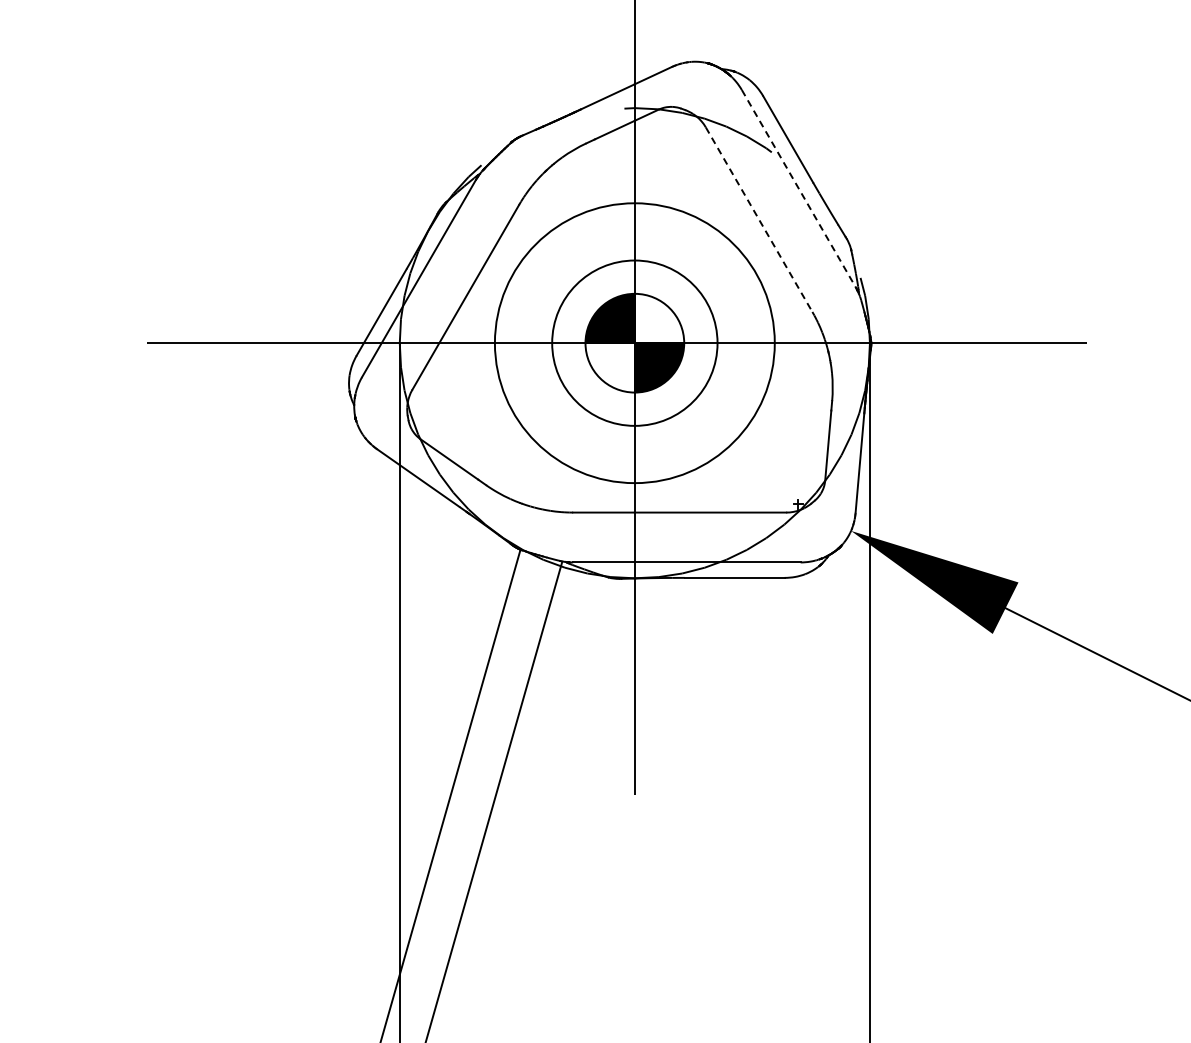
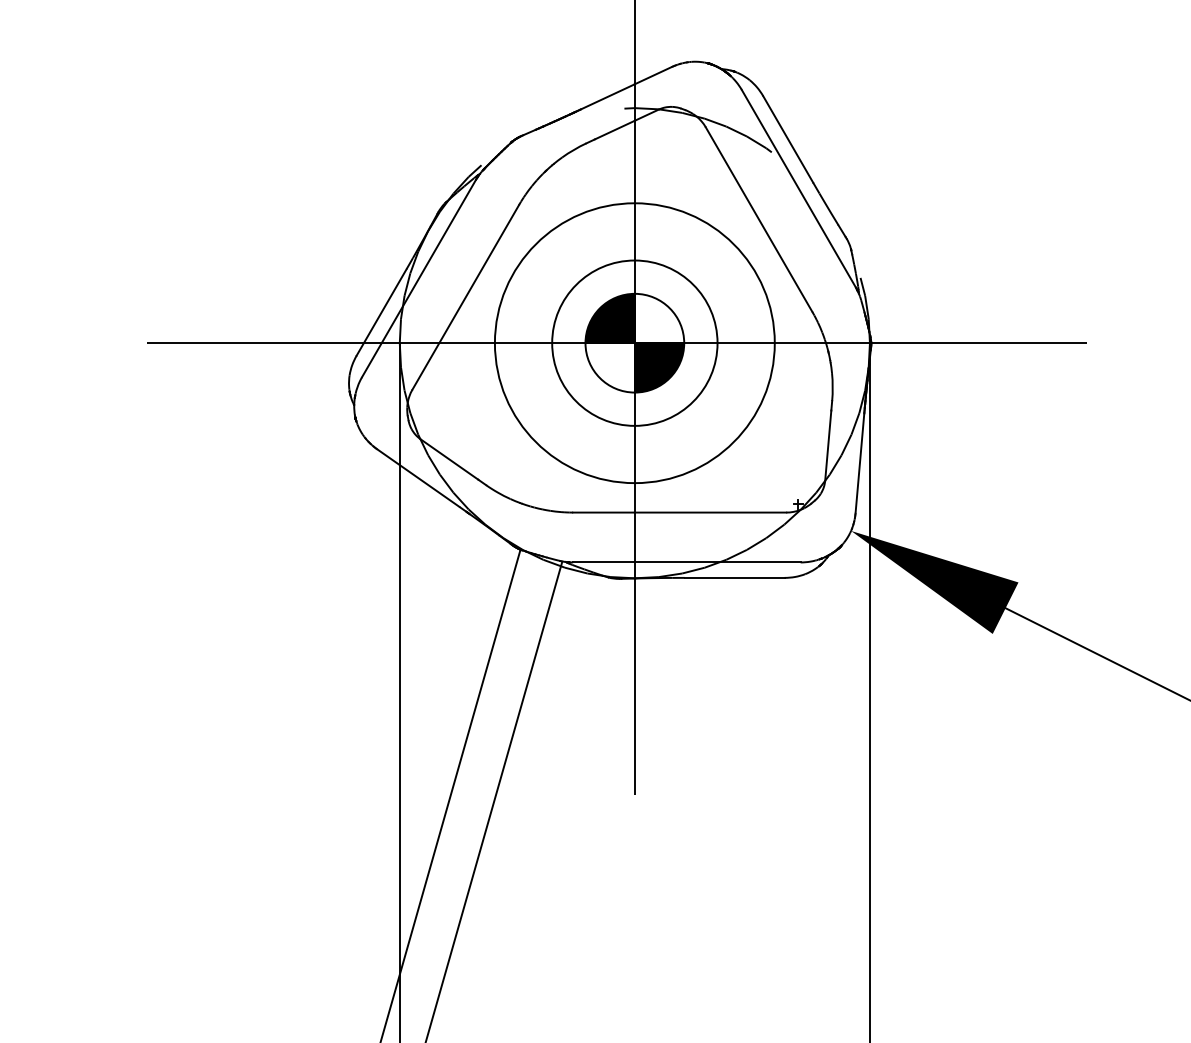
line: dashed -> solid (798, 188)
line: dashed -> solid (759, 219)
